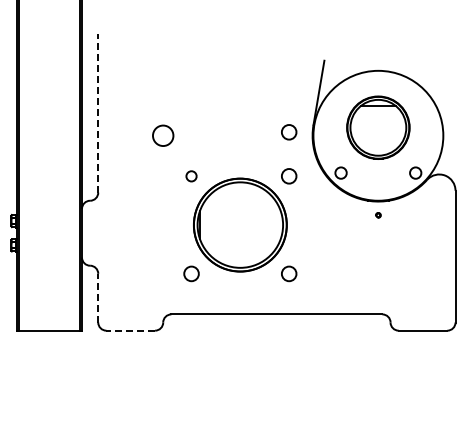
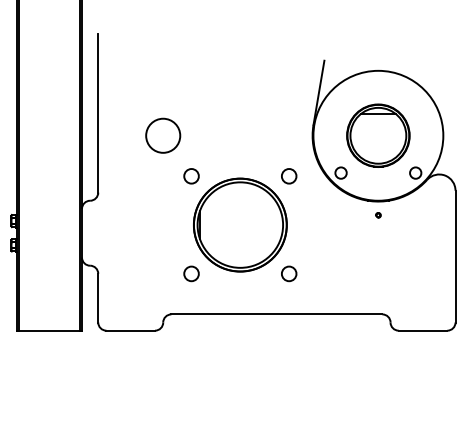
line: dashed -> solid (98, 112)
part position: (378, 127) -> (378, 135) (378, 135)
circle: present -> none (289, 132)
circle diameter: 20 px -> 34 px (163, 135)
circle size: 13x13 px -> 17x17 px (191, 176)
line: dashed -> solid (98, 297)
line: dashed -> solid (130, 330)
